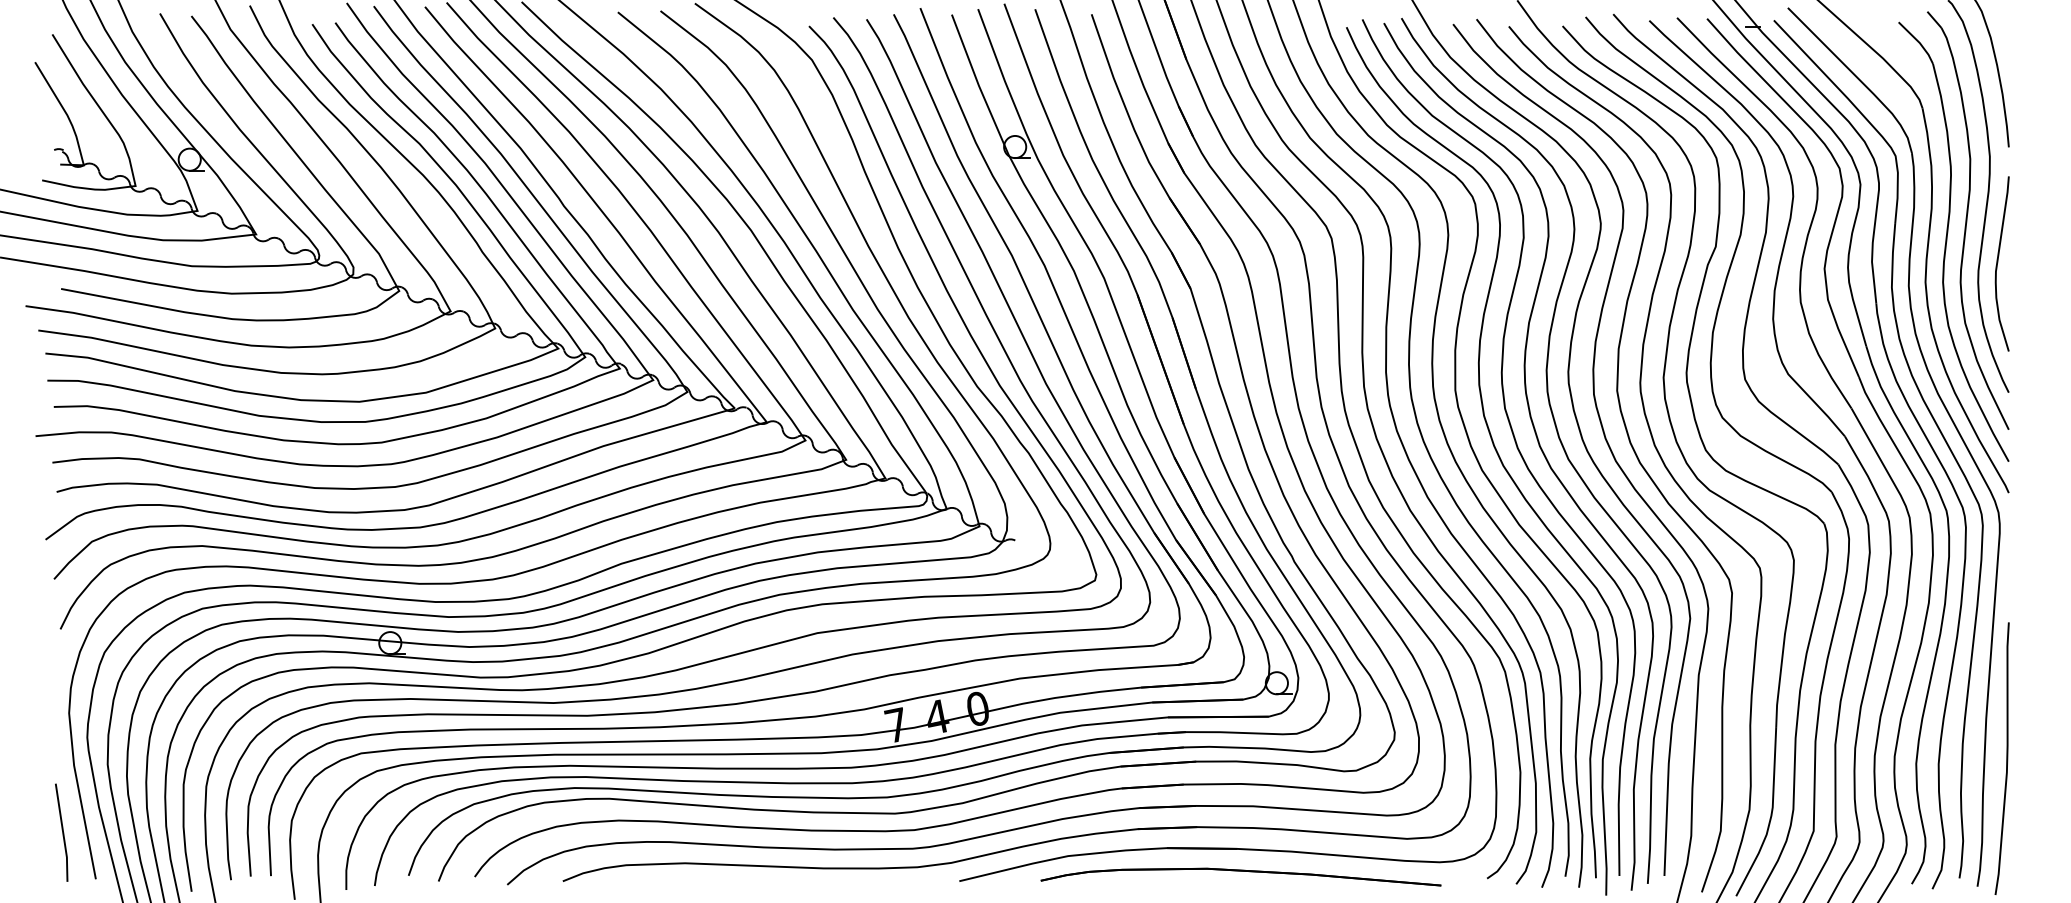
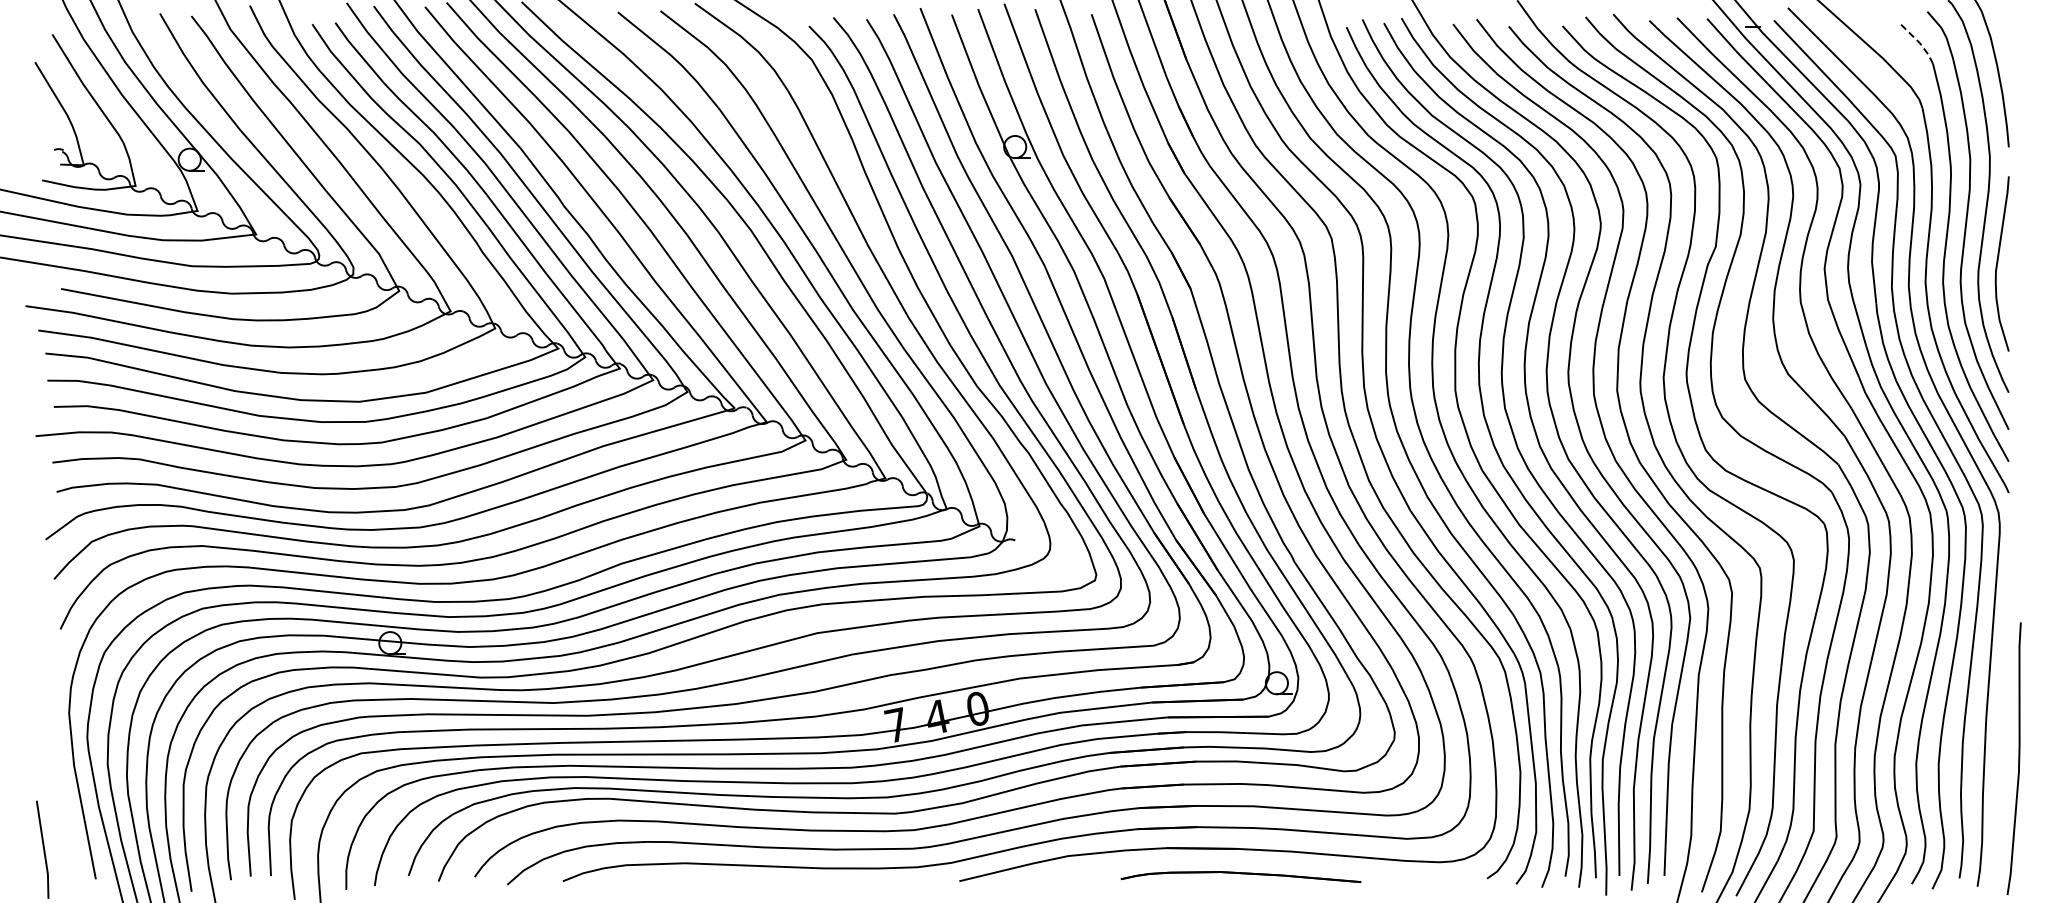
line: solid -> dashed (1919, 42)
curve position: (2006, 758) -> (2018, 758) (2018, 758)
line position: (62, 832) -> (43, 849) (43, 849)
part size: 402x20 px -> 242x12 px (1240, 876)
